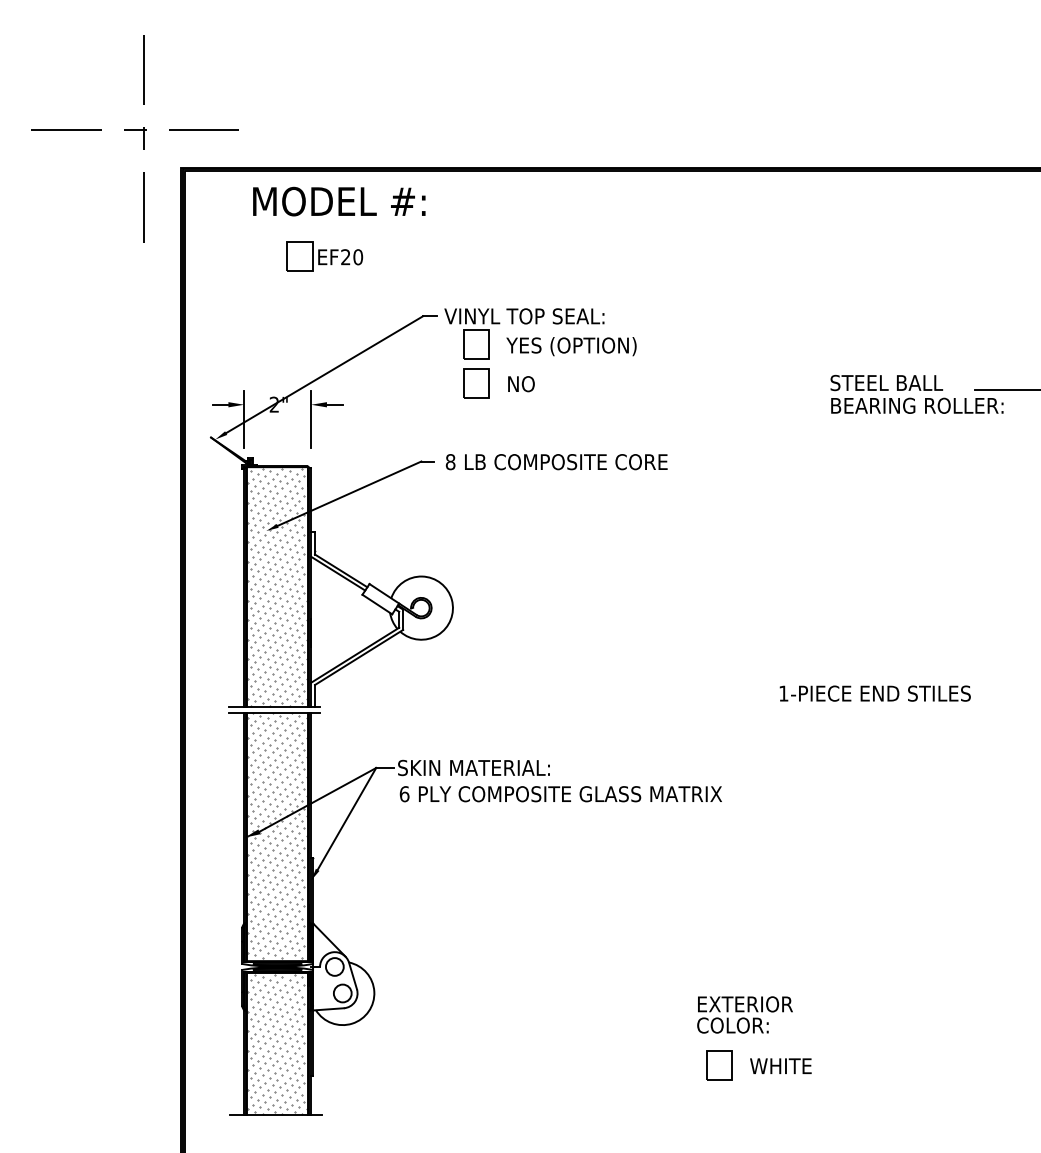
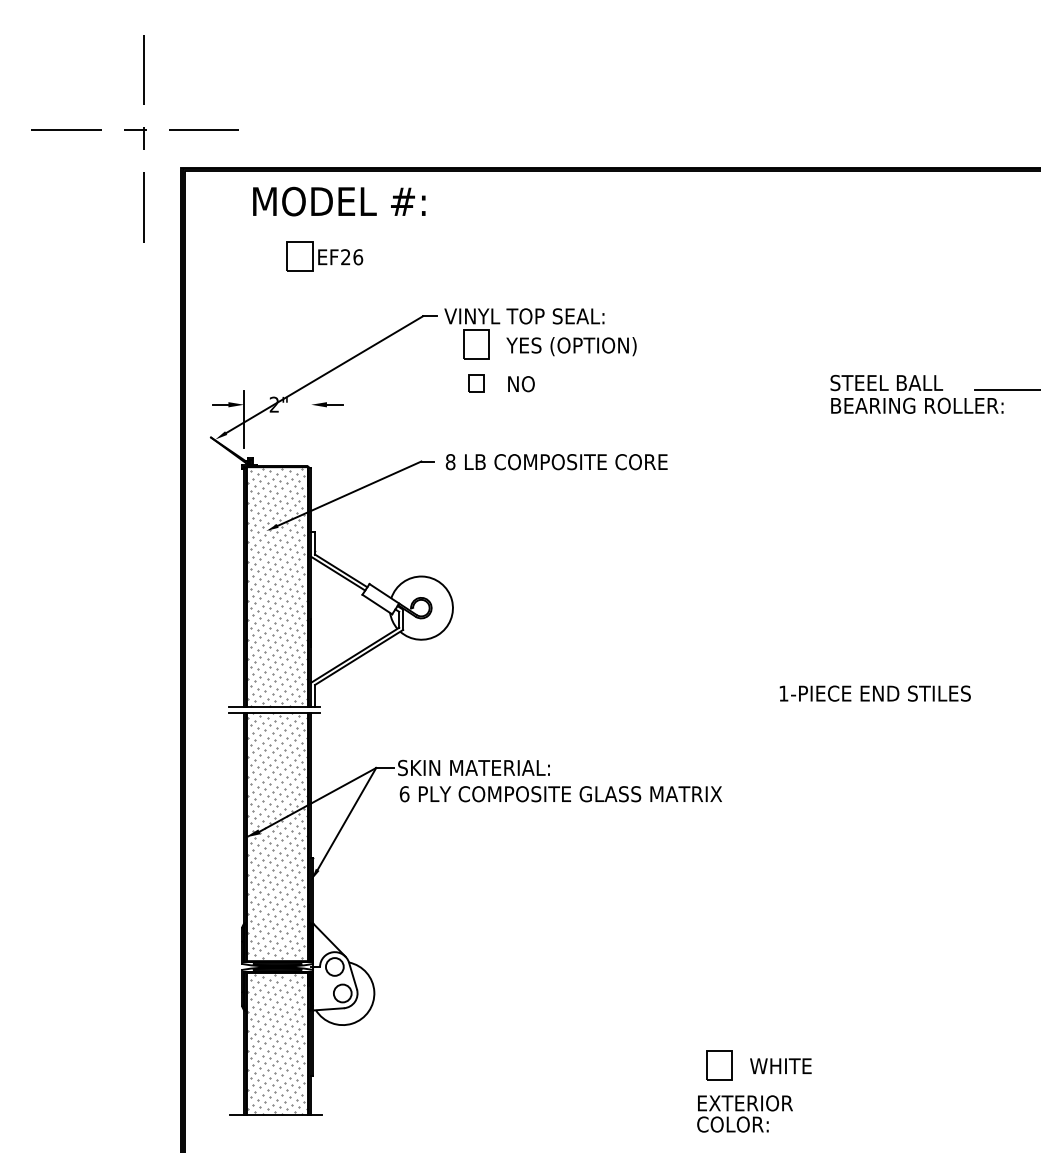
text: EF20 -> EF26 (358, 257)
part size: 27x31 px -> 17x19 px (476, 383)
line: present -> none (311, 419)
text position: (744, 1014) -> (744, 1113) (744, 1113)
